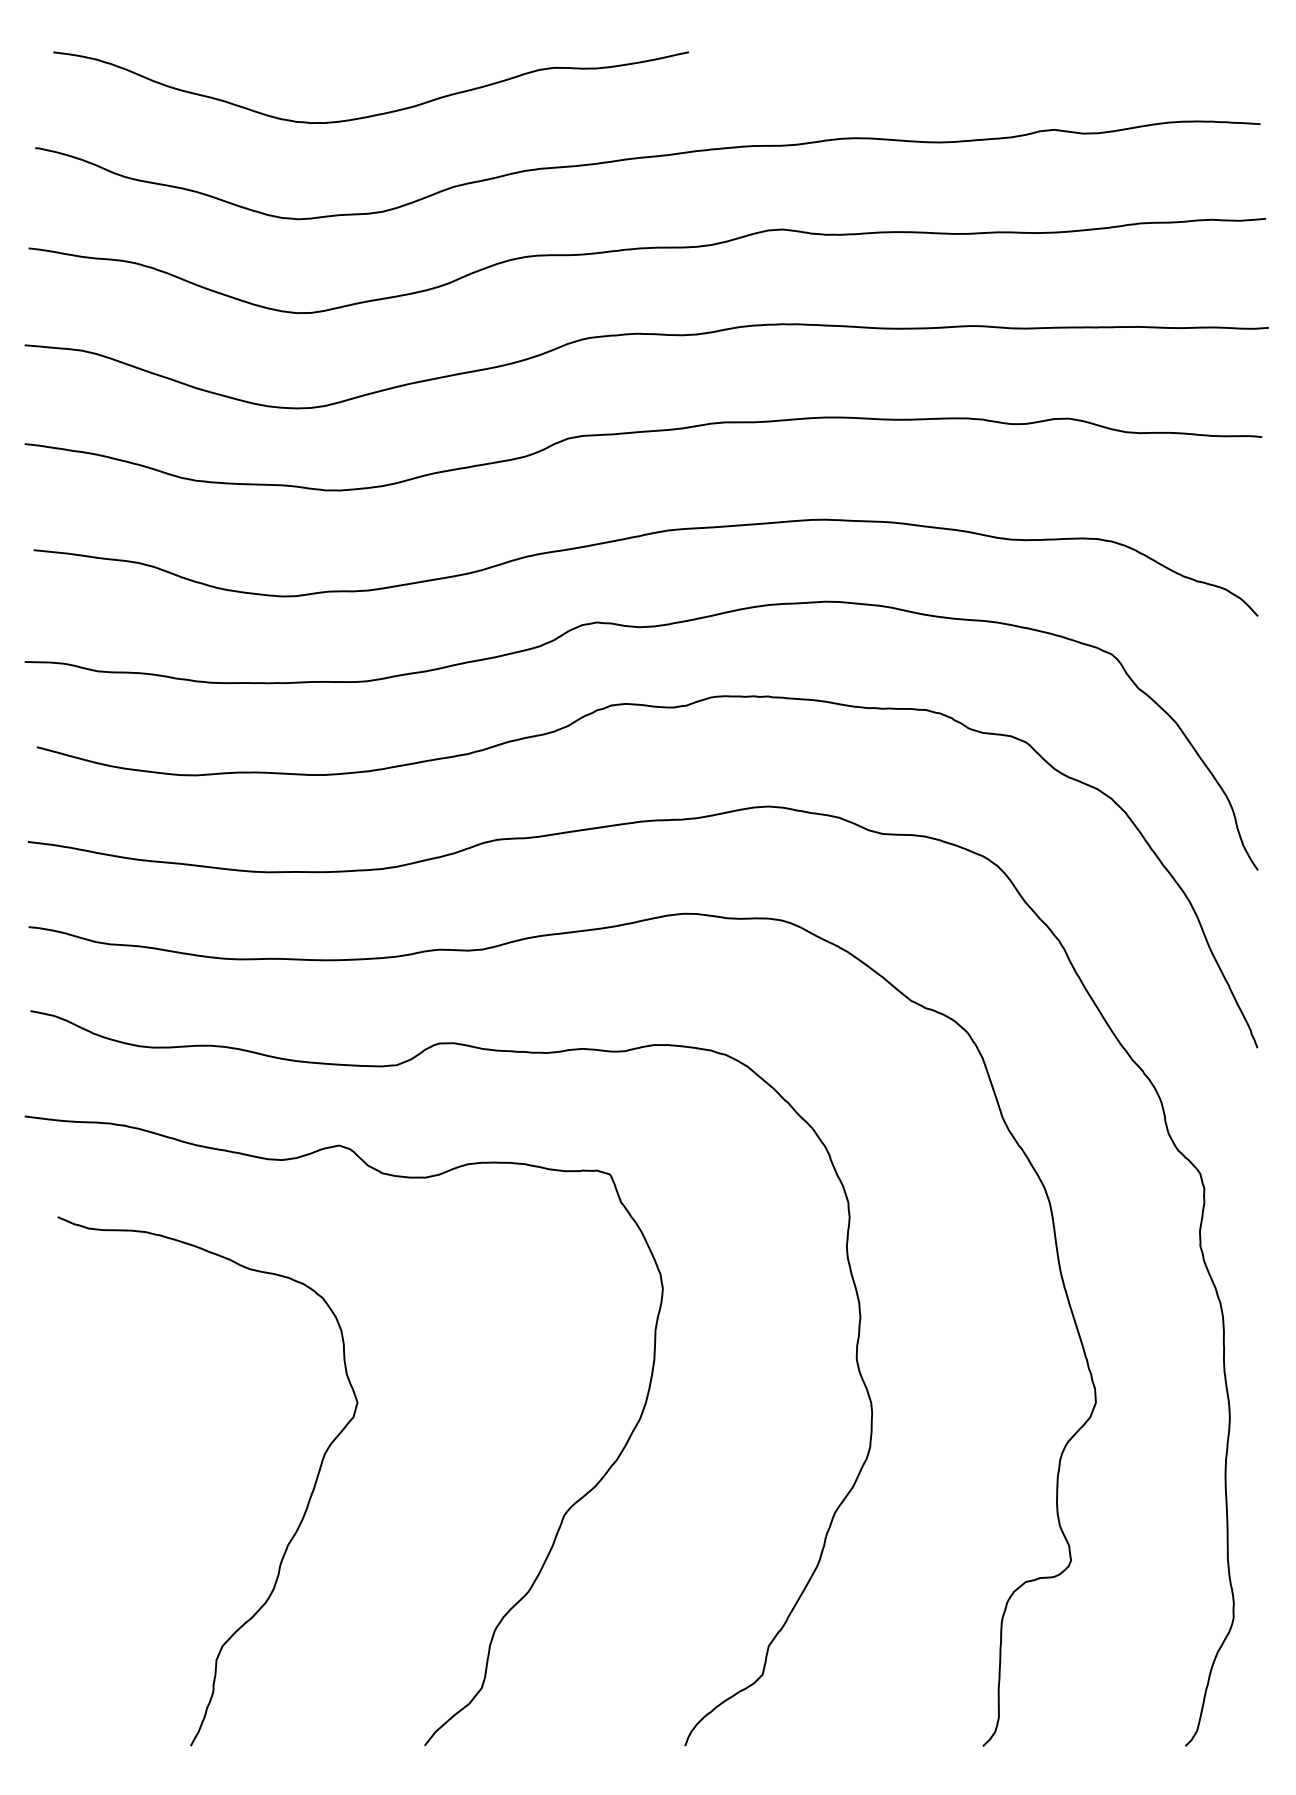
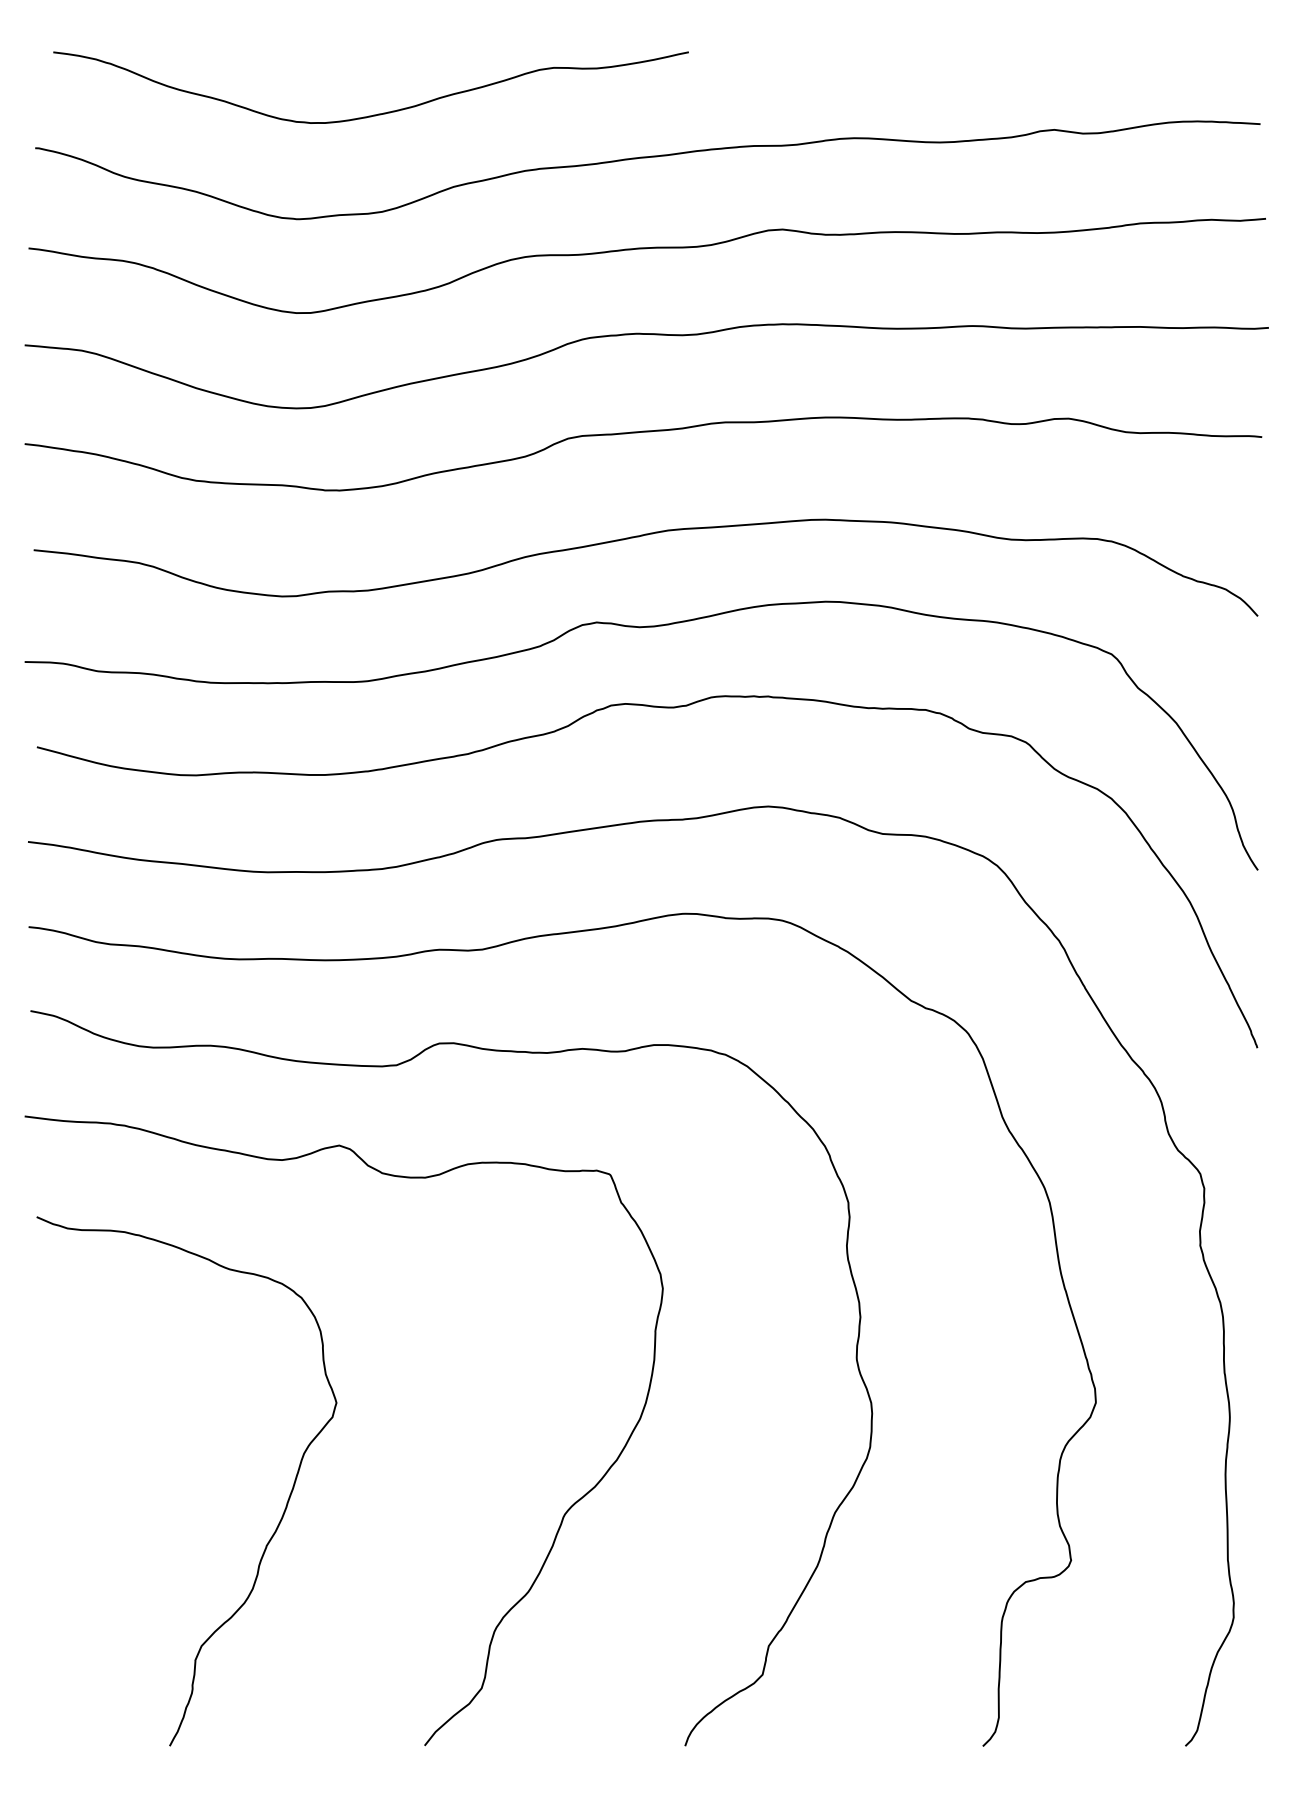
curve position: (291, 1537) -> (270, 1537) (270, 1537)
